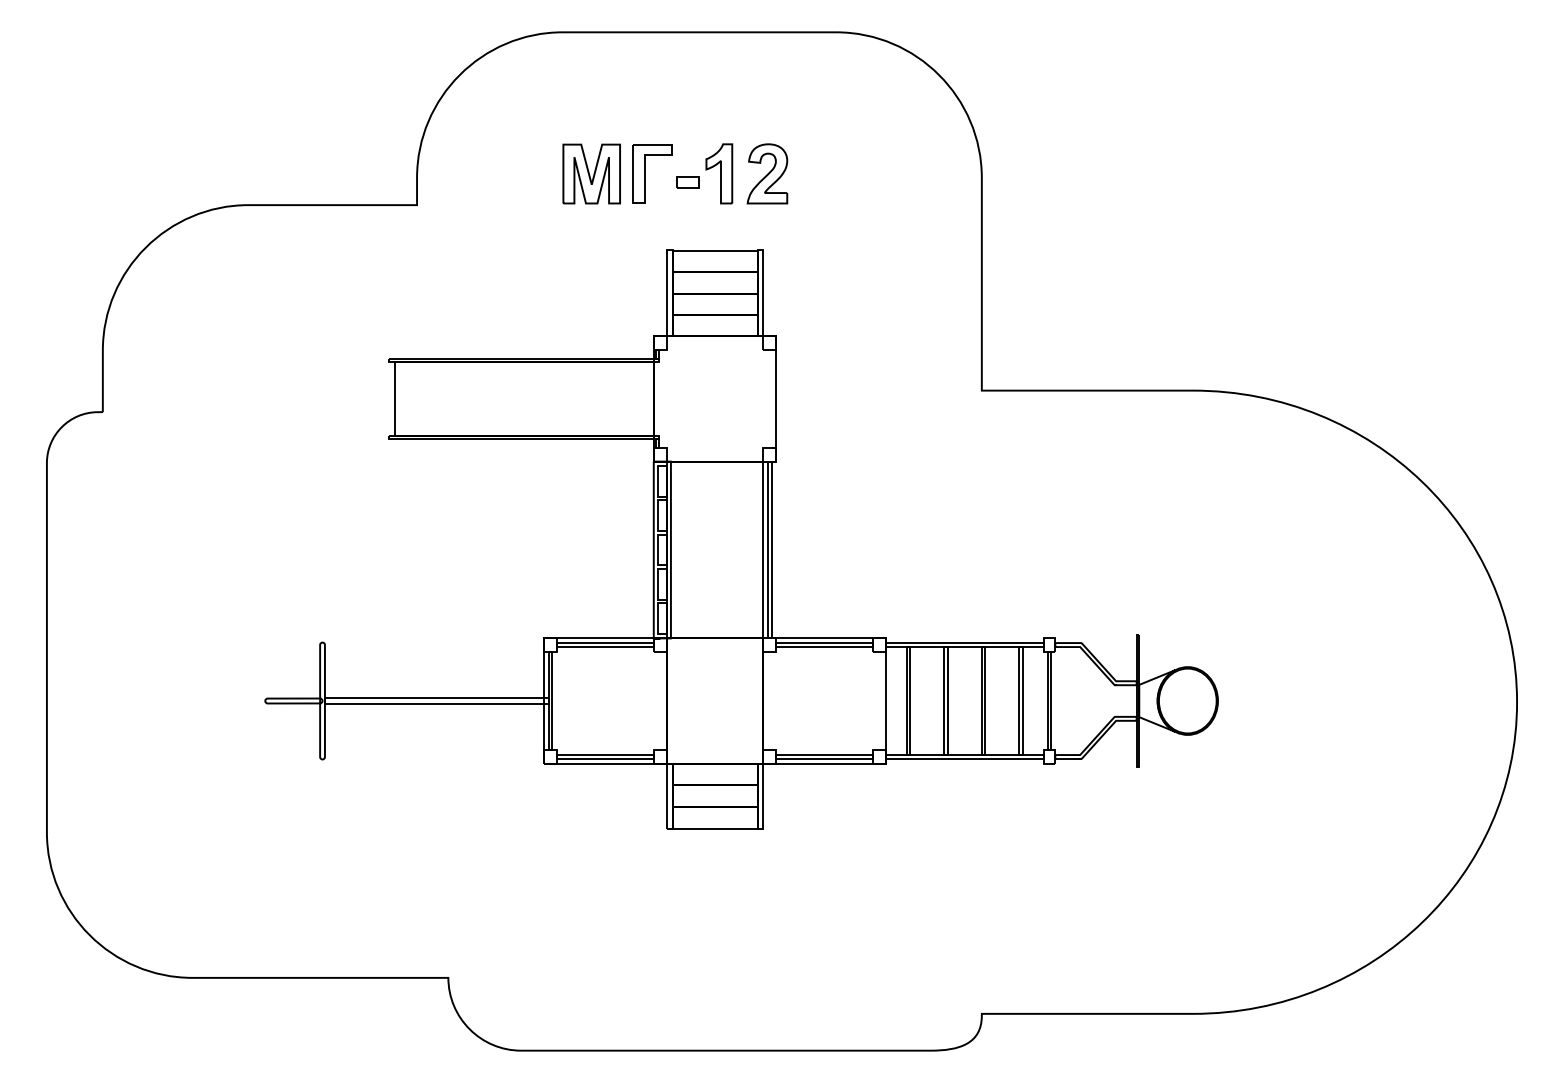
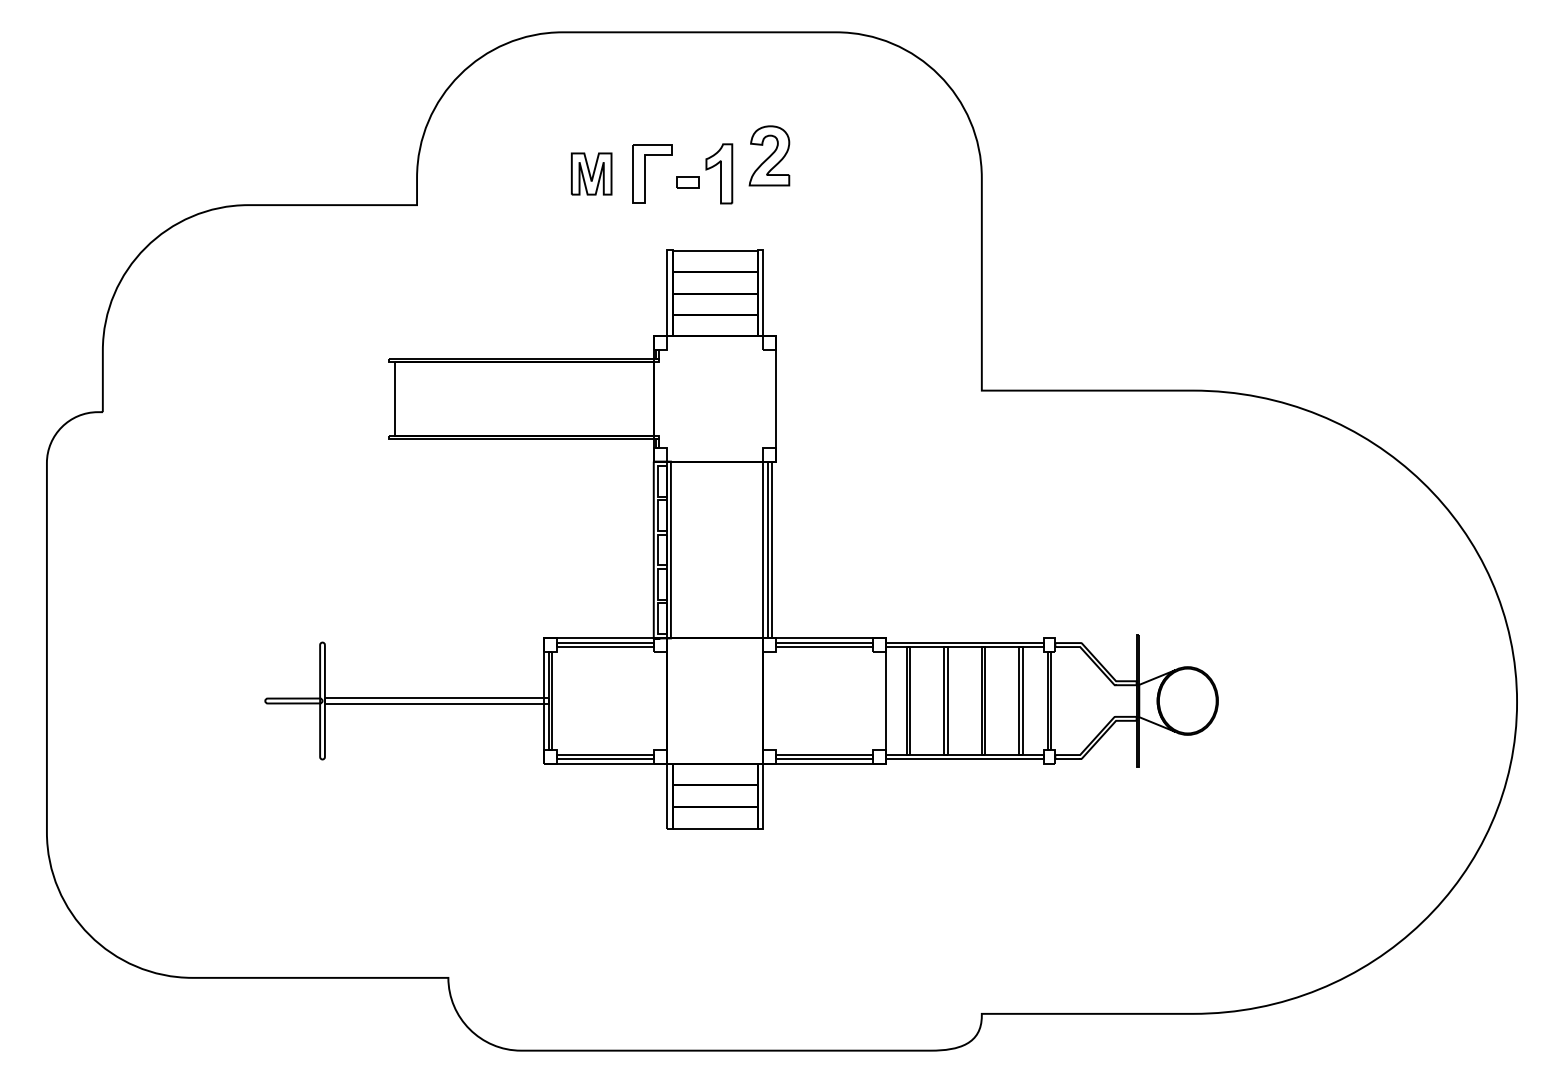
part size: 59x62 px -> 43x44 px (591, 173)
part position: (767, 173) -> (769, 155) (769, 155)
